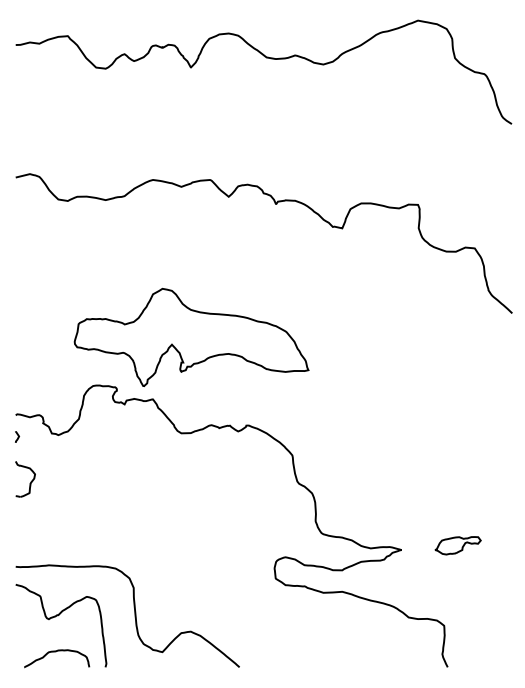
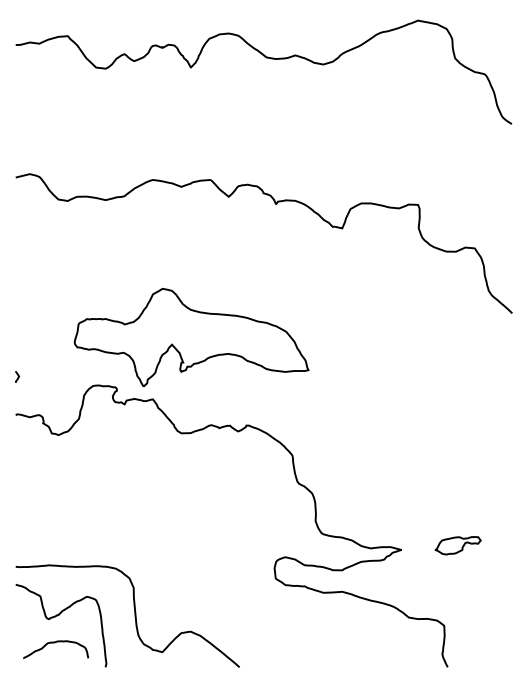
curve position: (17, 436) -> (17, 376) (17, 376)
part: present -> none (25, 479)
curve position: (56, 652) -> (55, 643) (55, 643)
